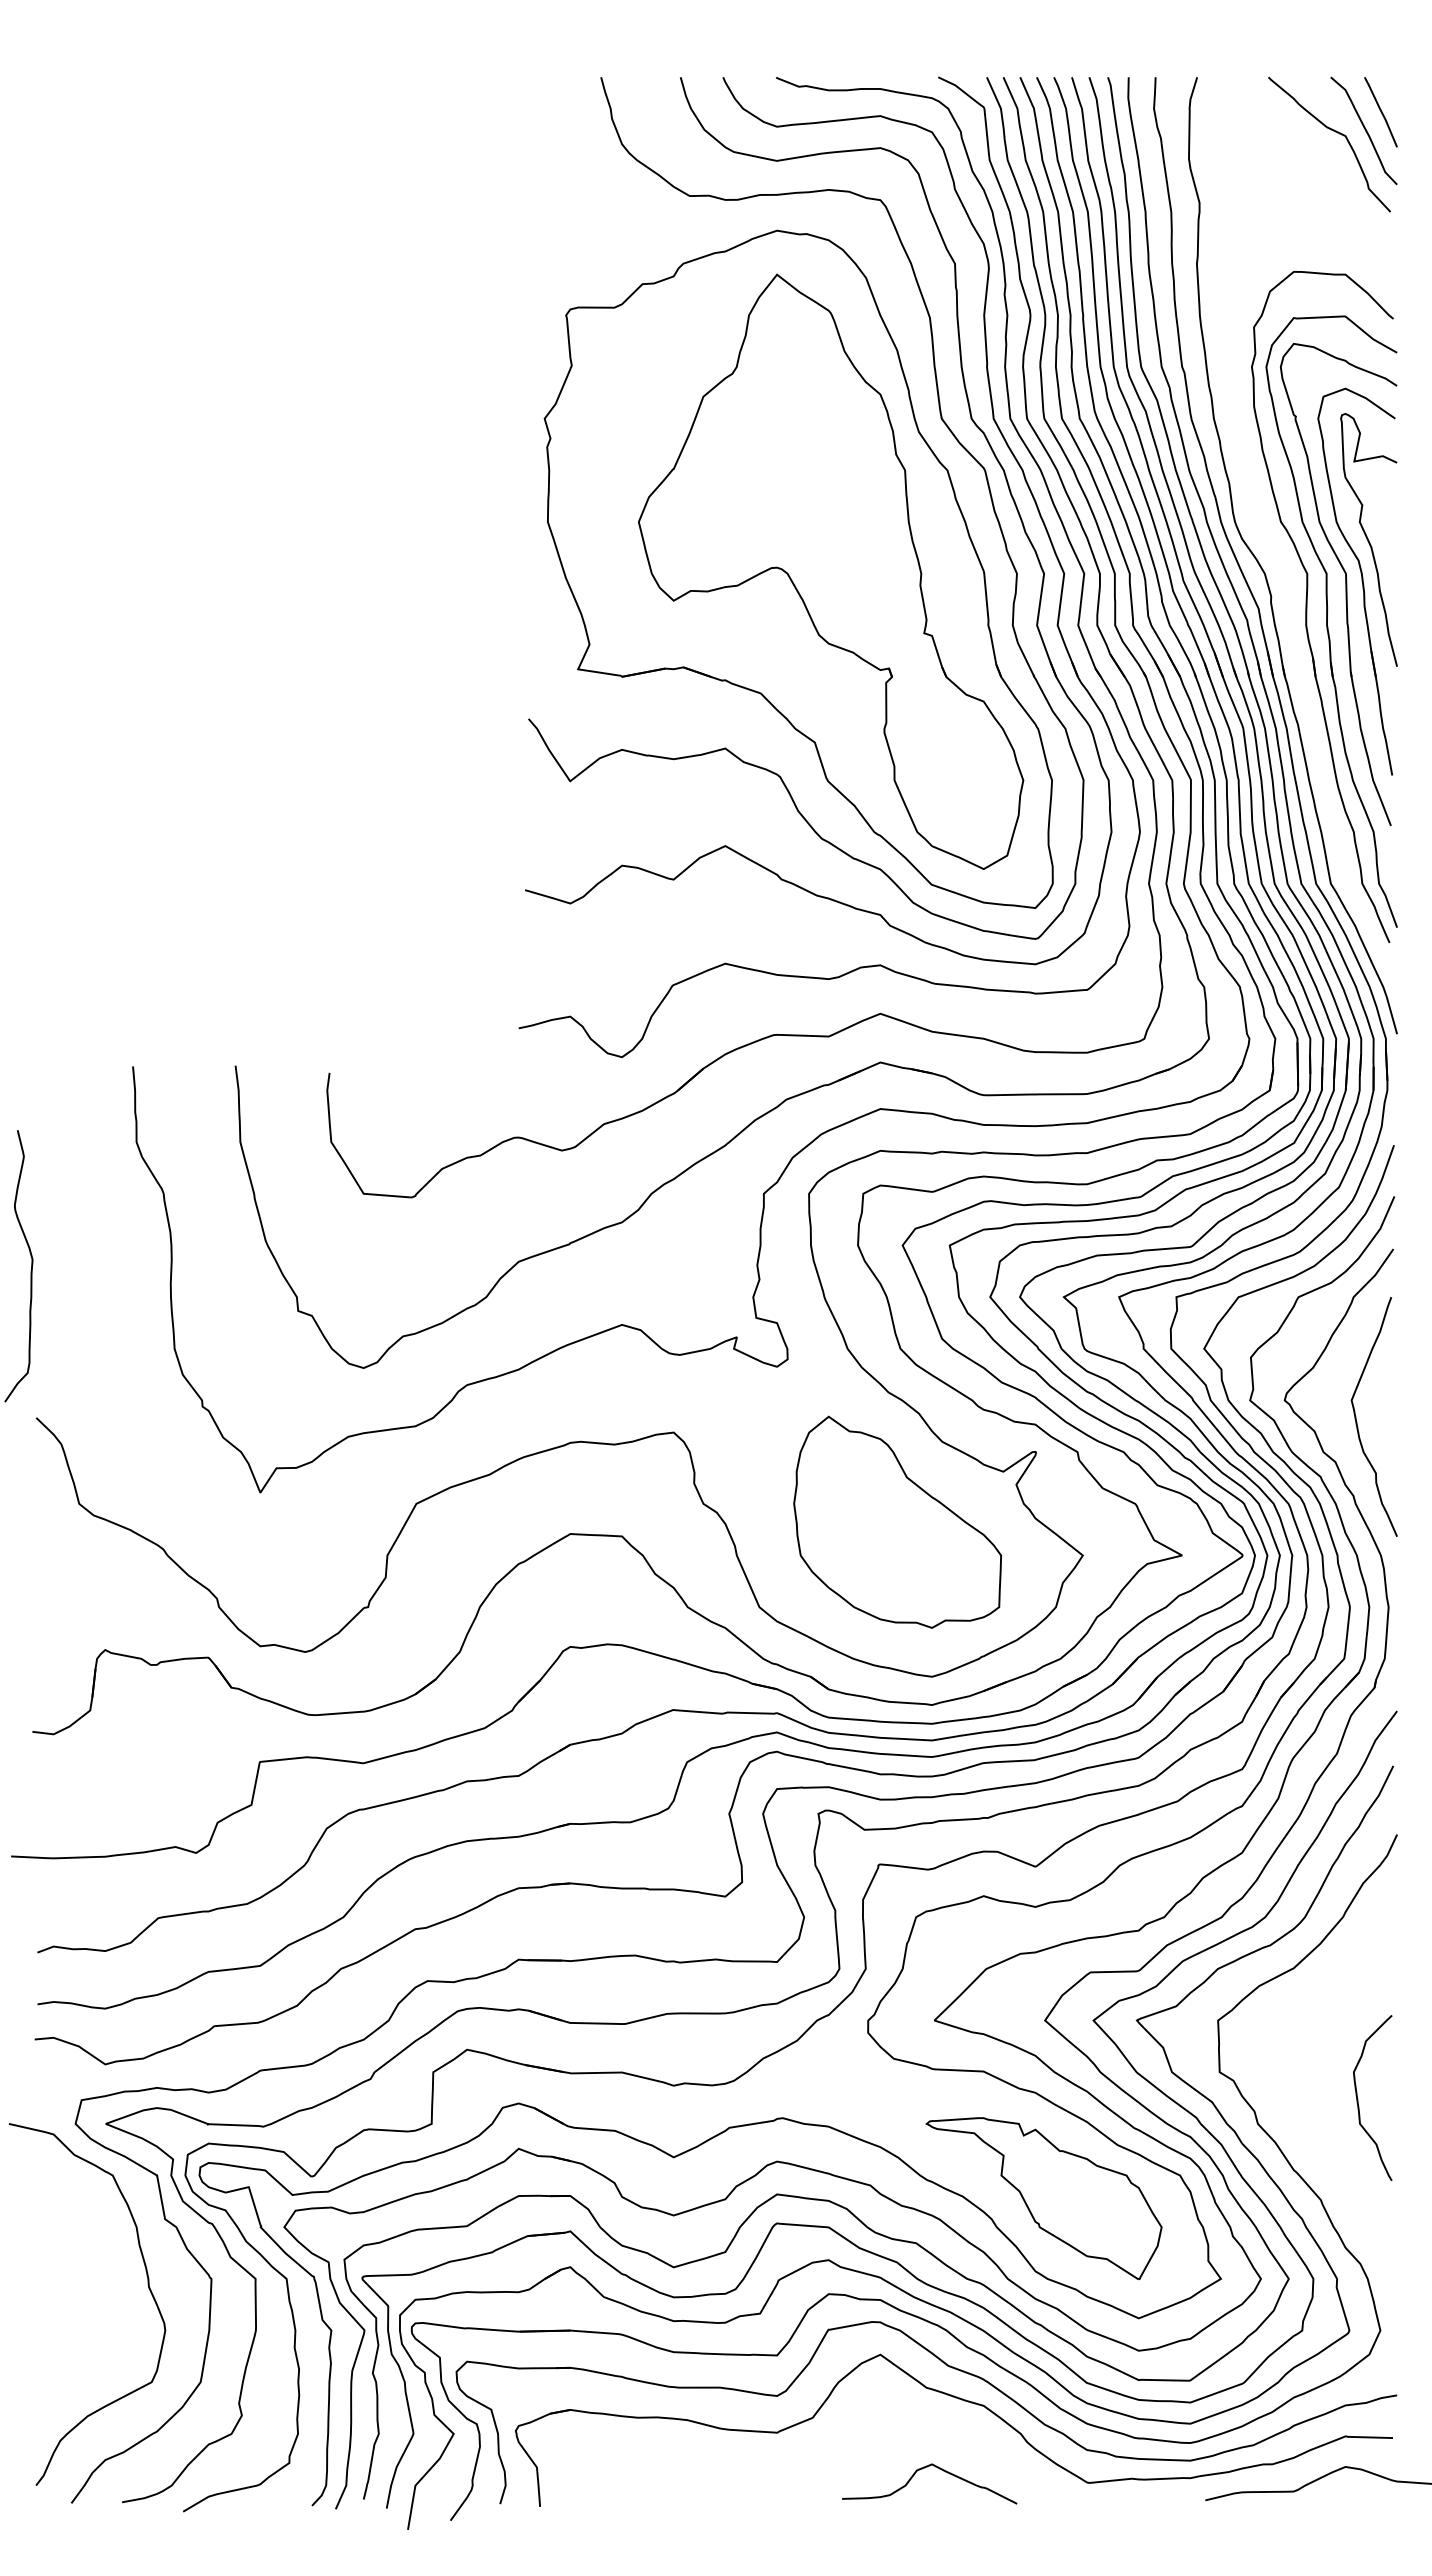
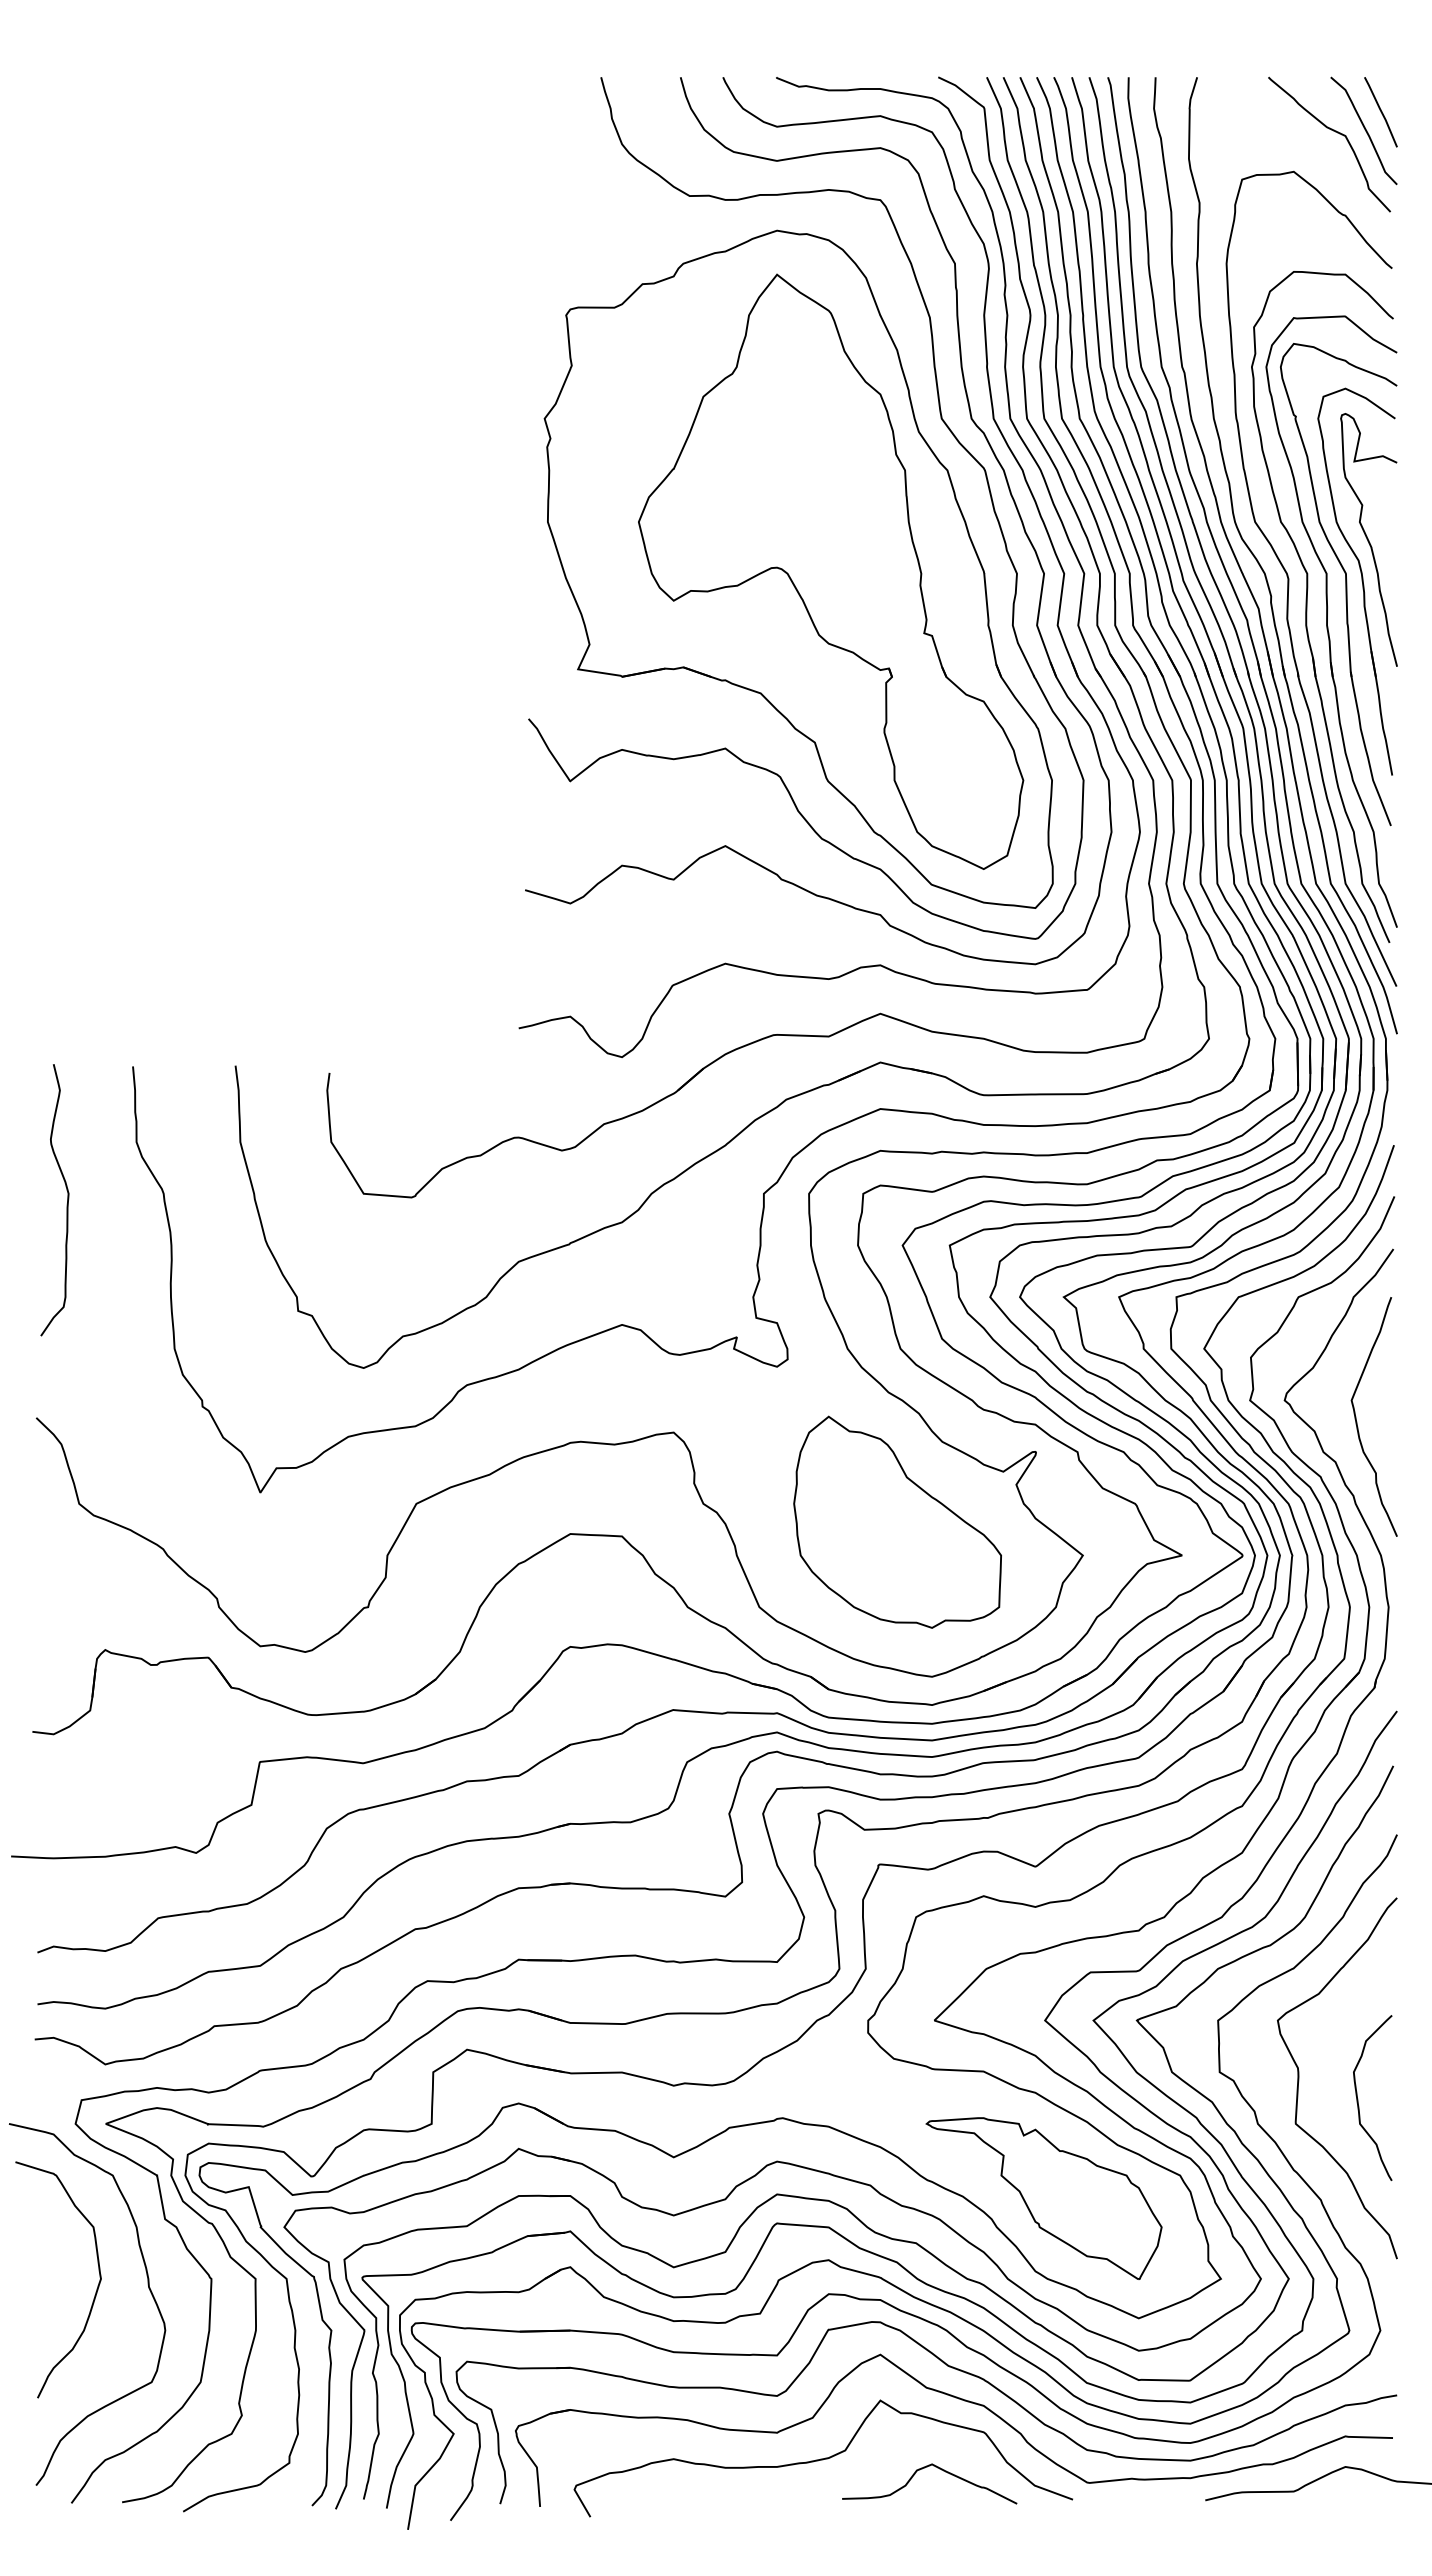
part: none -> present (1289, 578)
curve position: (30, 1270) -> (66, 1204) (66, 1204)
curve: none -> present (1299, 2078)
curve: none -> present (96, 2288)
curve: none -> present (822, 2458)
